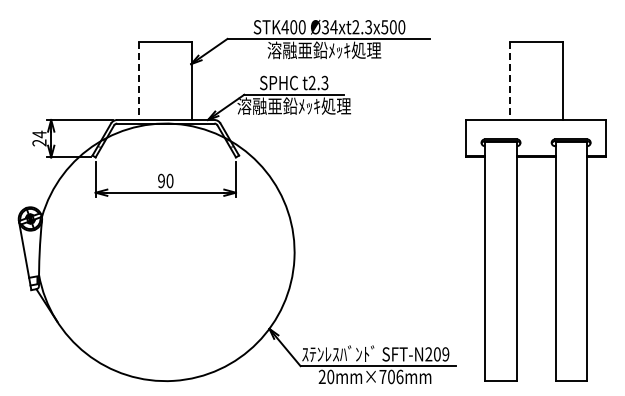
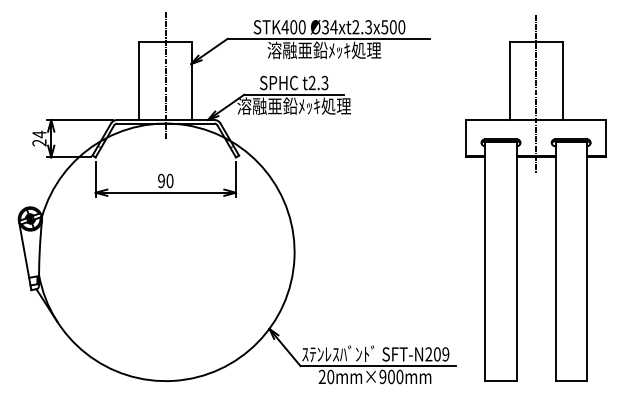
line: none -> present (165, 75)
line: dashed -> solid (139, 81)
line: dashed -> solid (509, 81)
line: none -> present (536, 93)
text: 20mm×706mm -> 20mm×900mm (391, 376)
